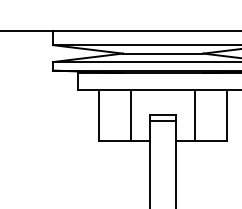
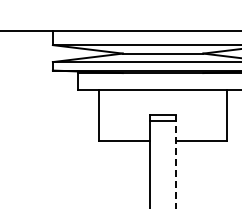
line: present -> none (131, 115)
line: present -> none (194, 115)
line: solid -> dashed (175, 162)
